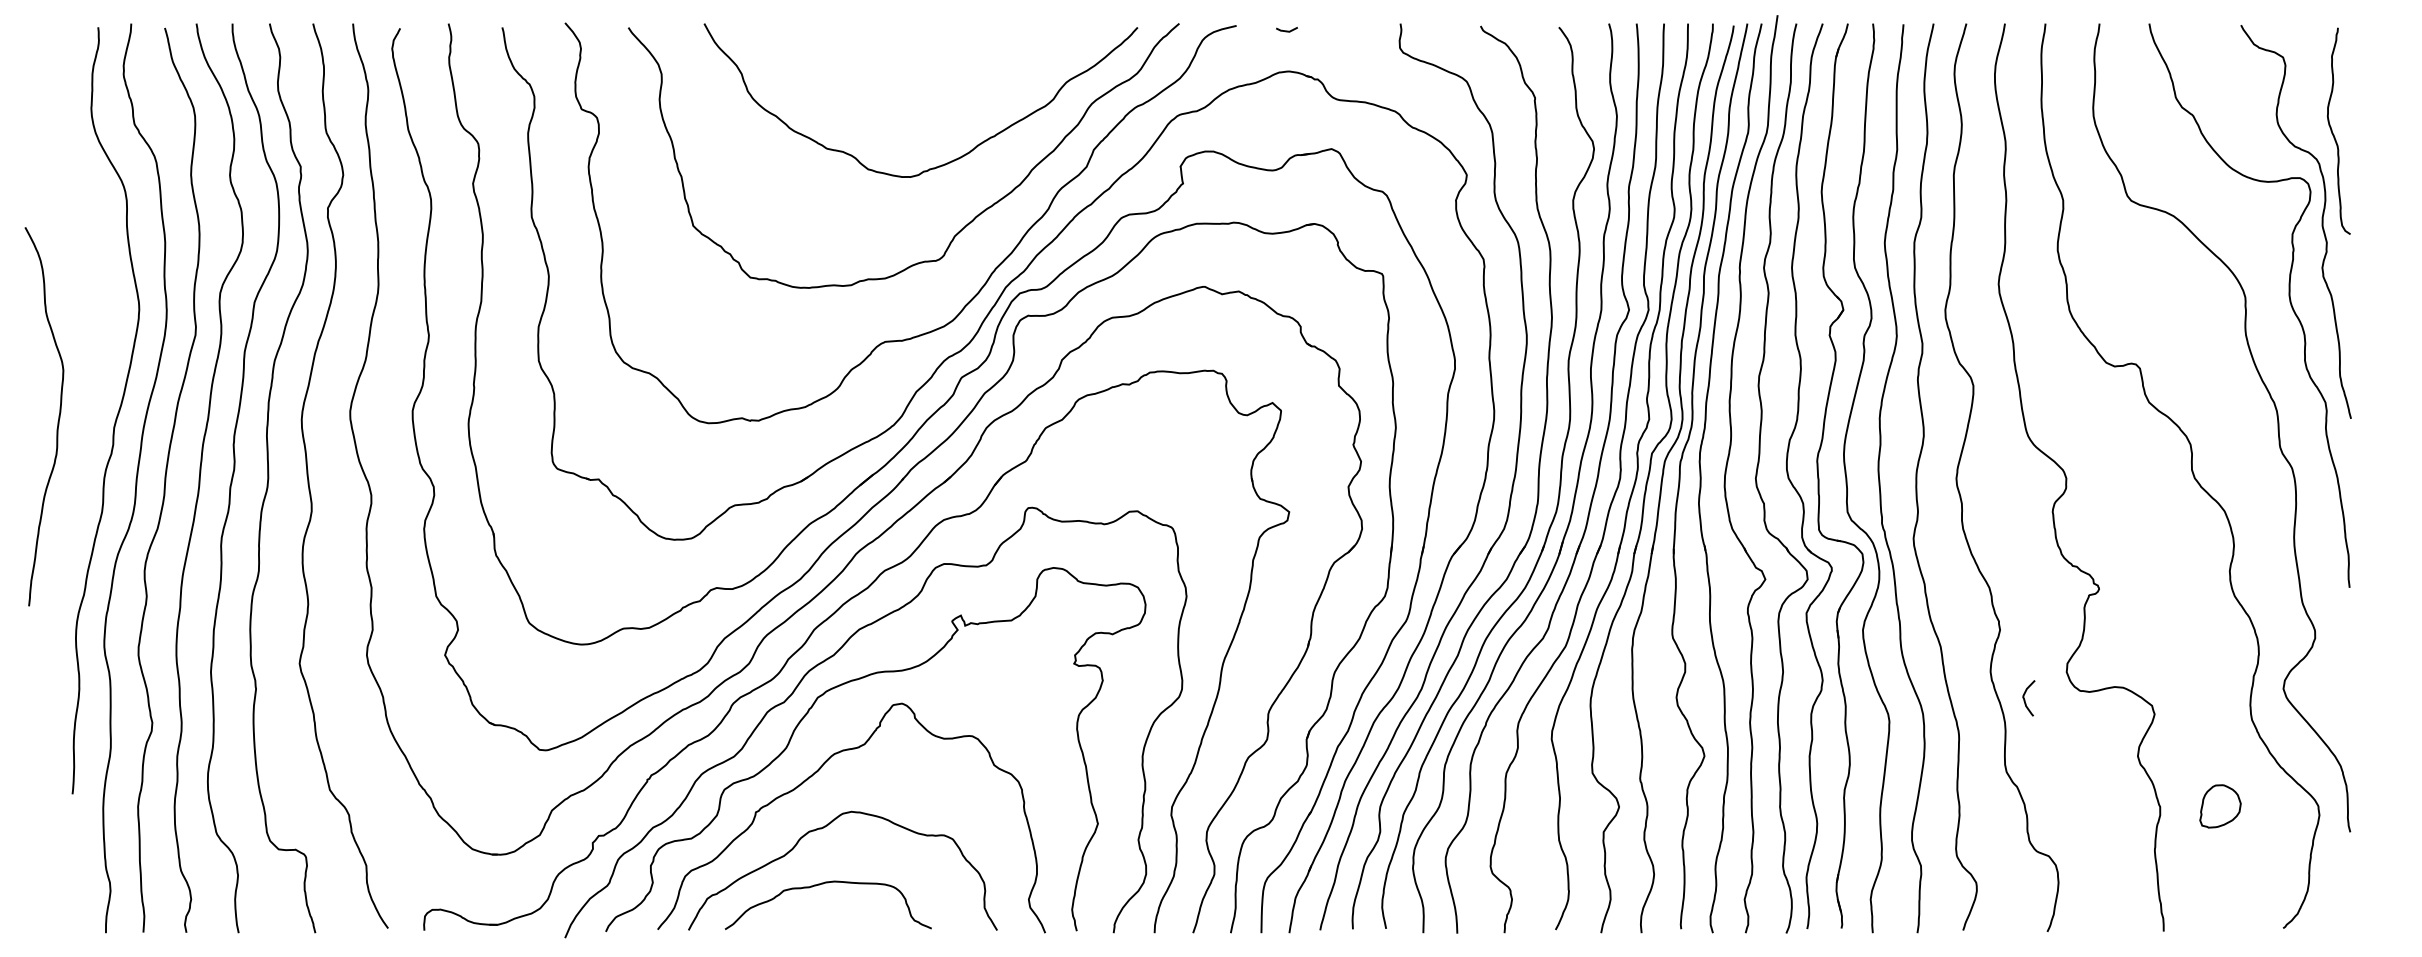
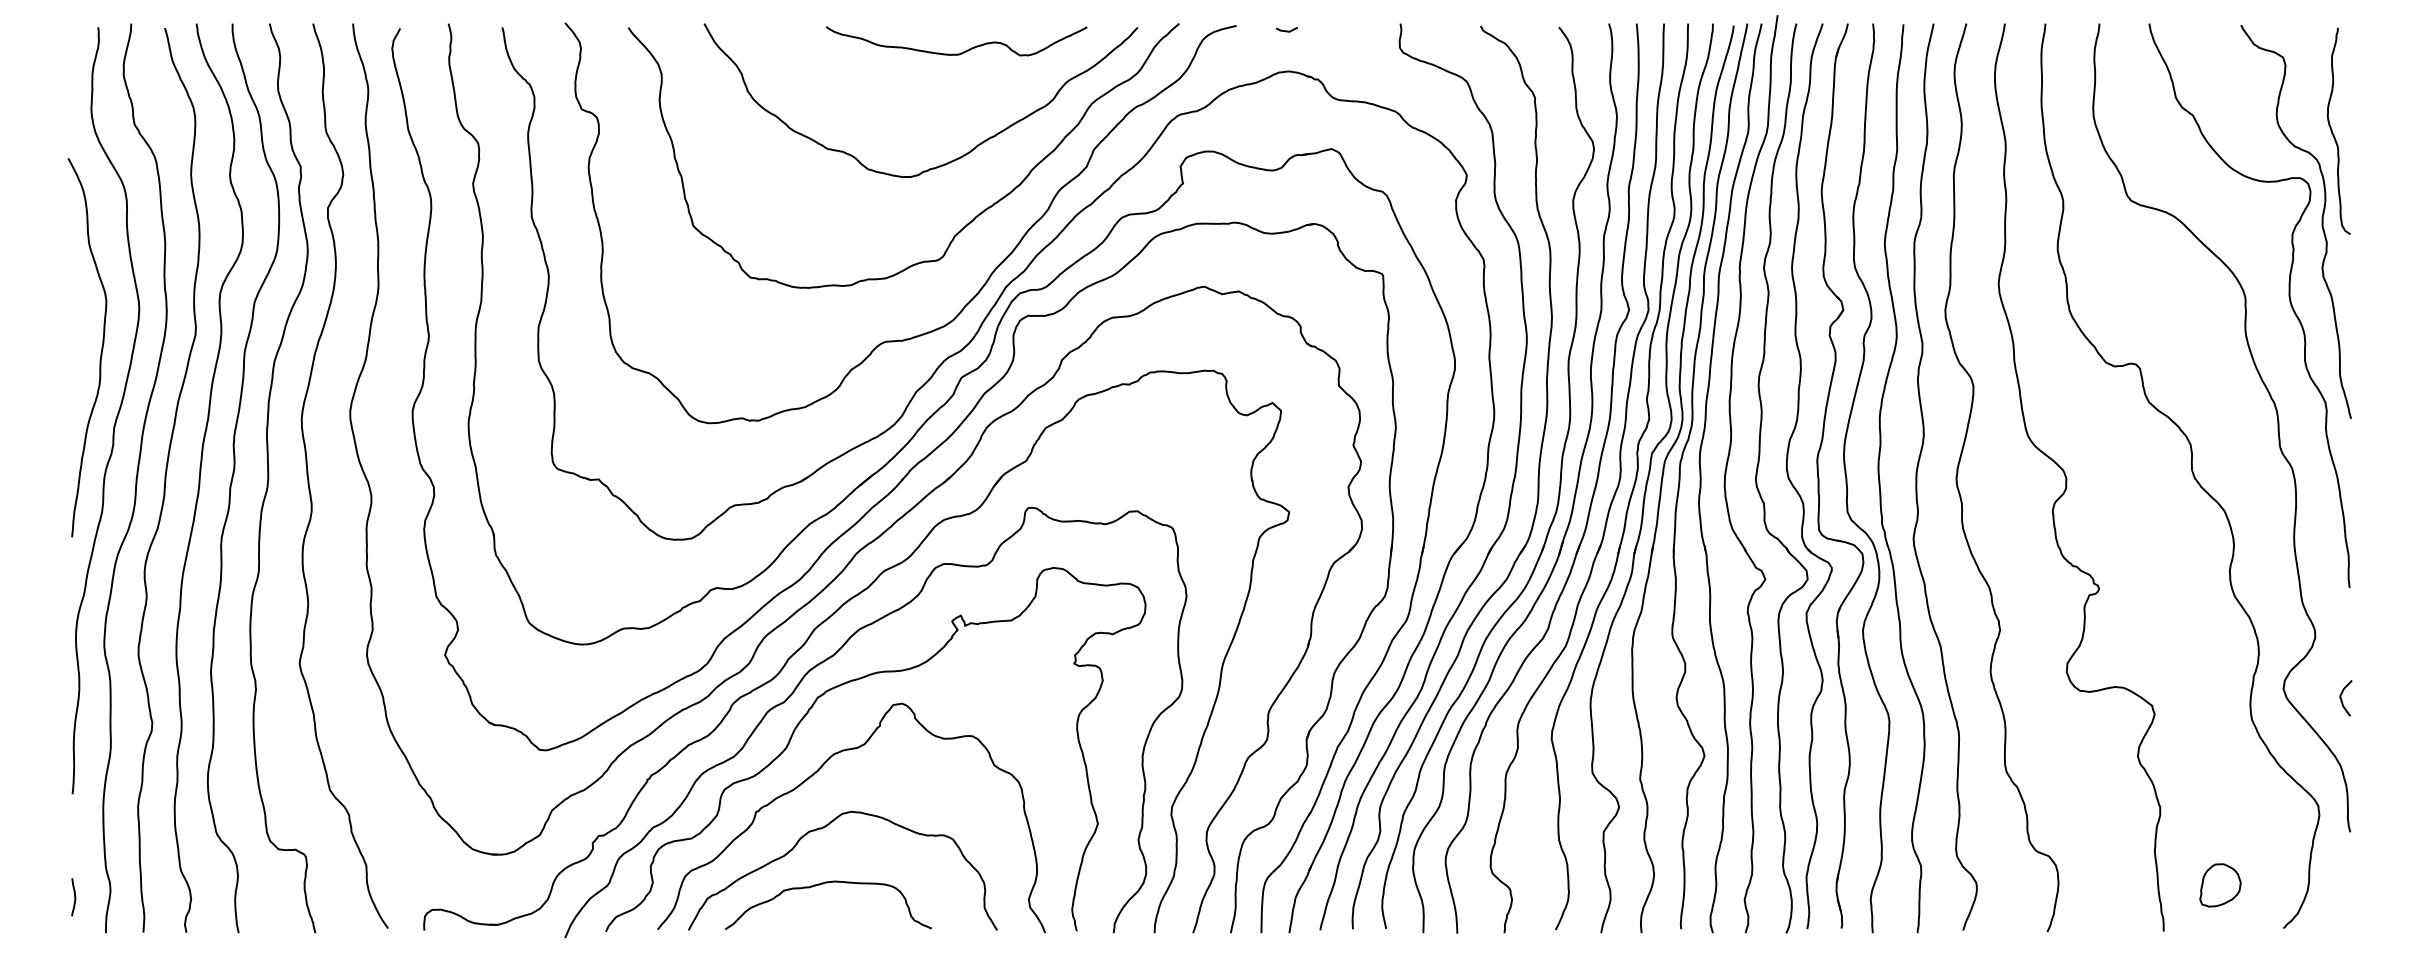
curve: none -> present (956, 53)
curve position: (57, 421) -> (100, 352) (100, 352)
curve position: (2025, 699) -> (2342, 699) (2342, 699)
part position: (2220, 806) -> (2220, 885) (2220, 885)
curve: none -> present (74, 897)
